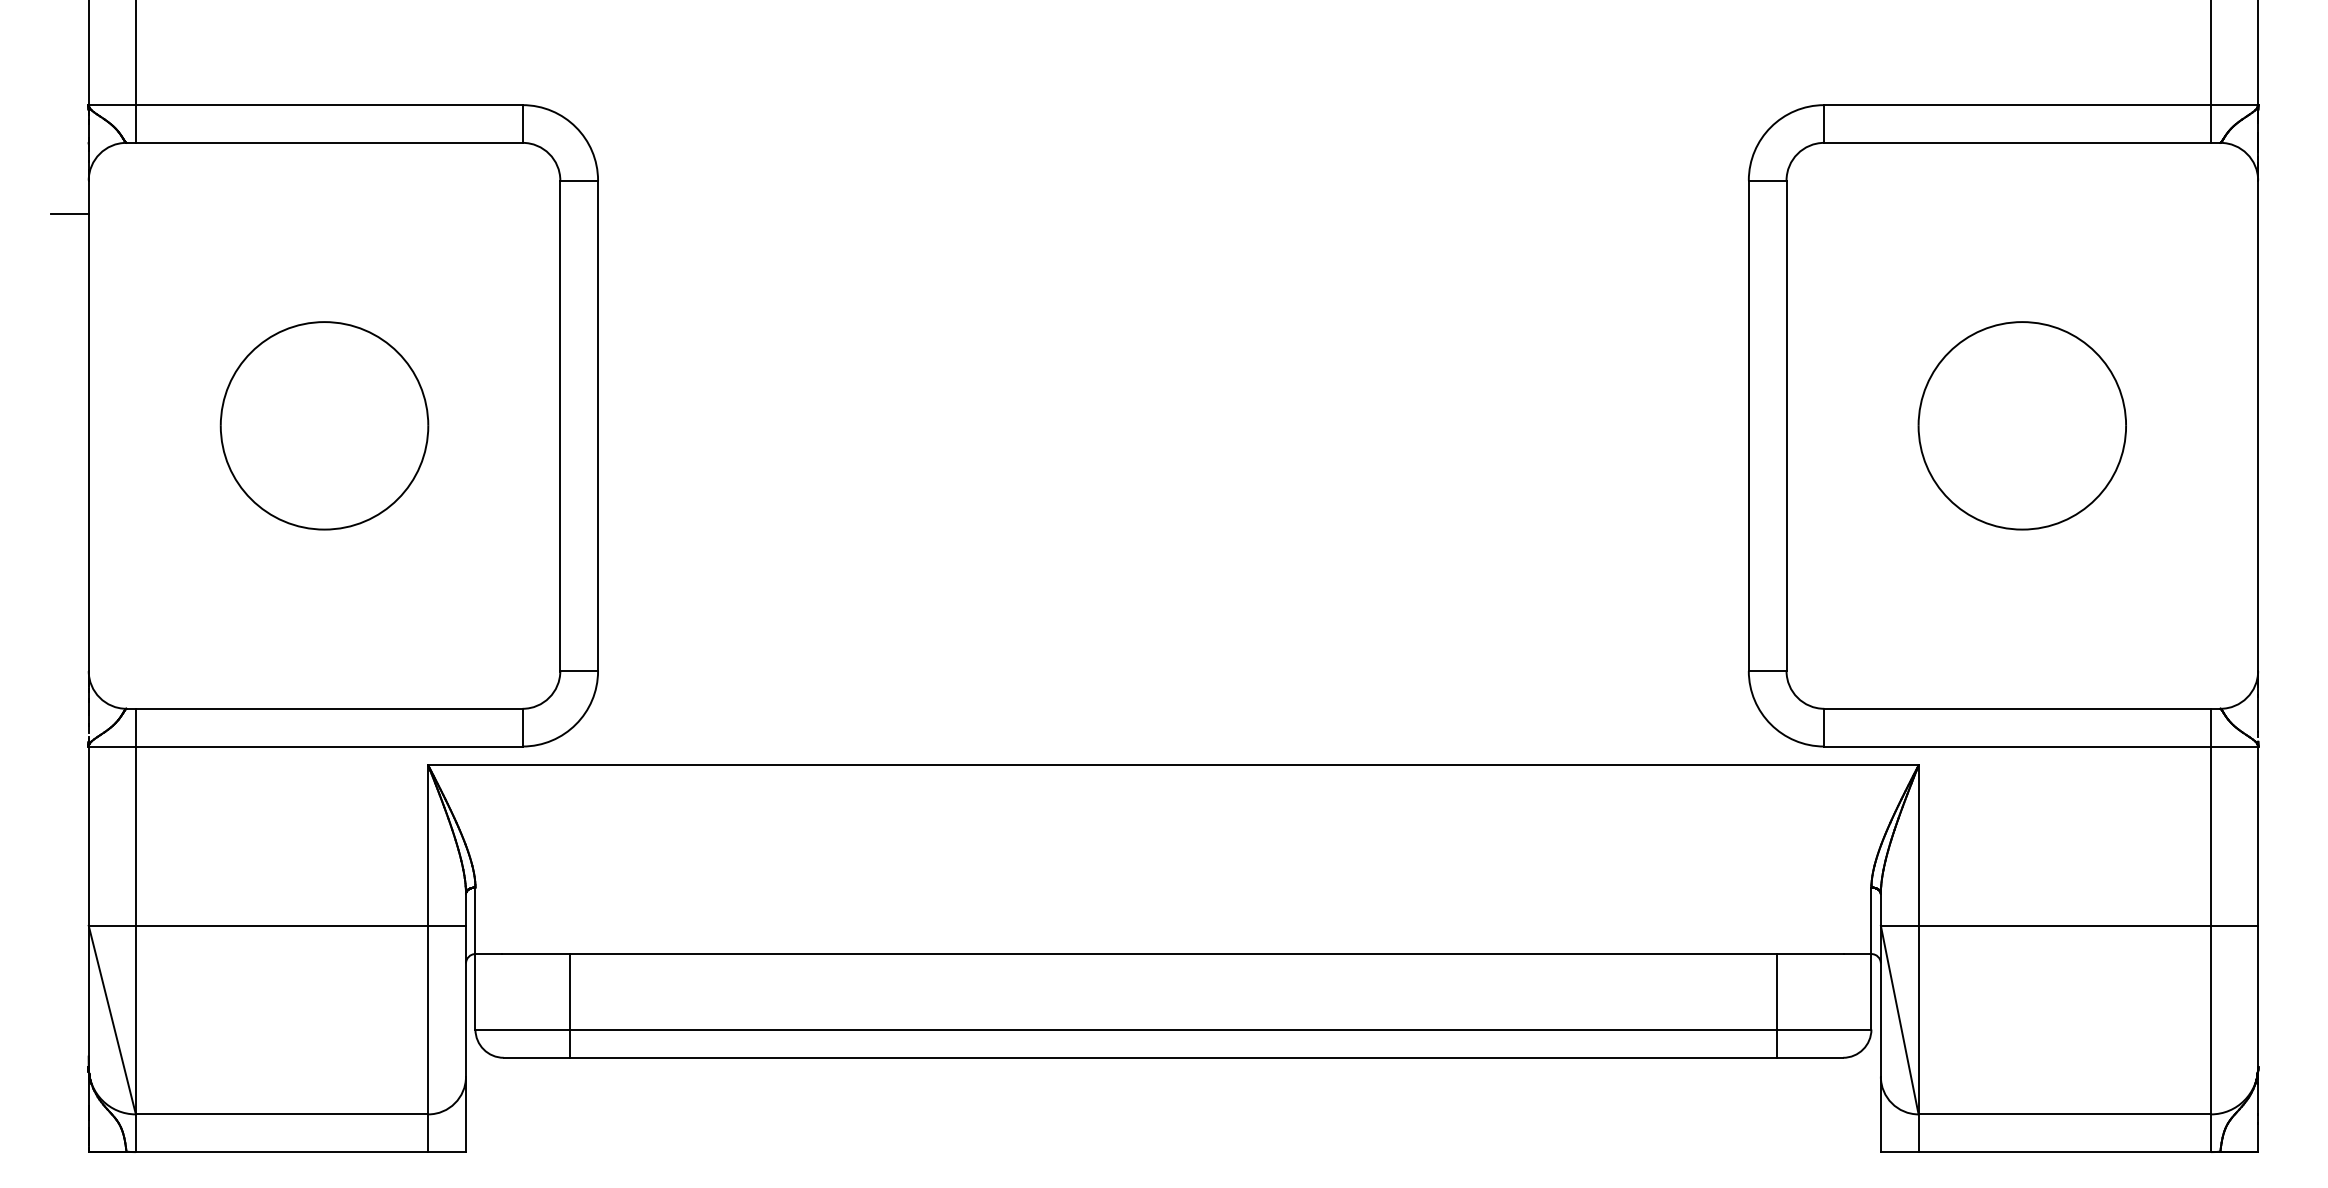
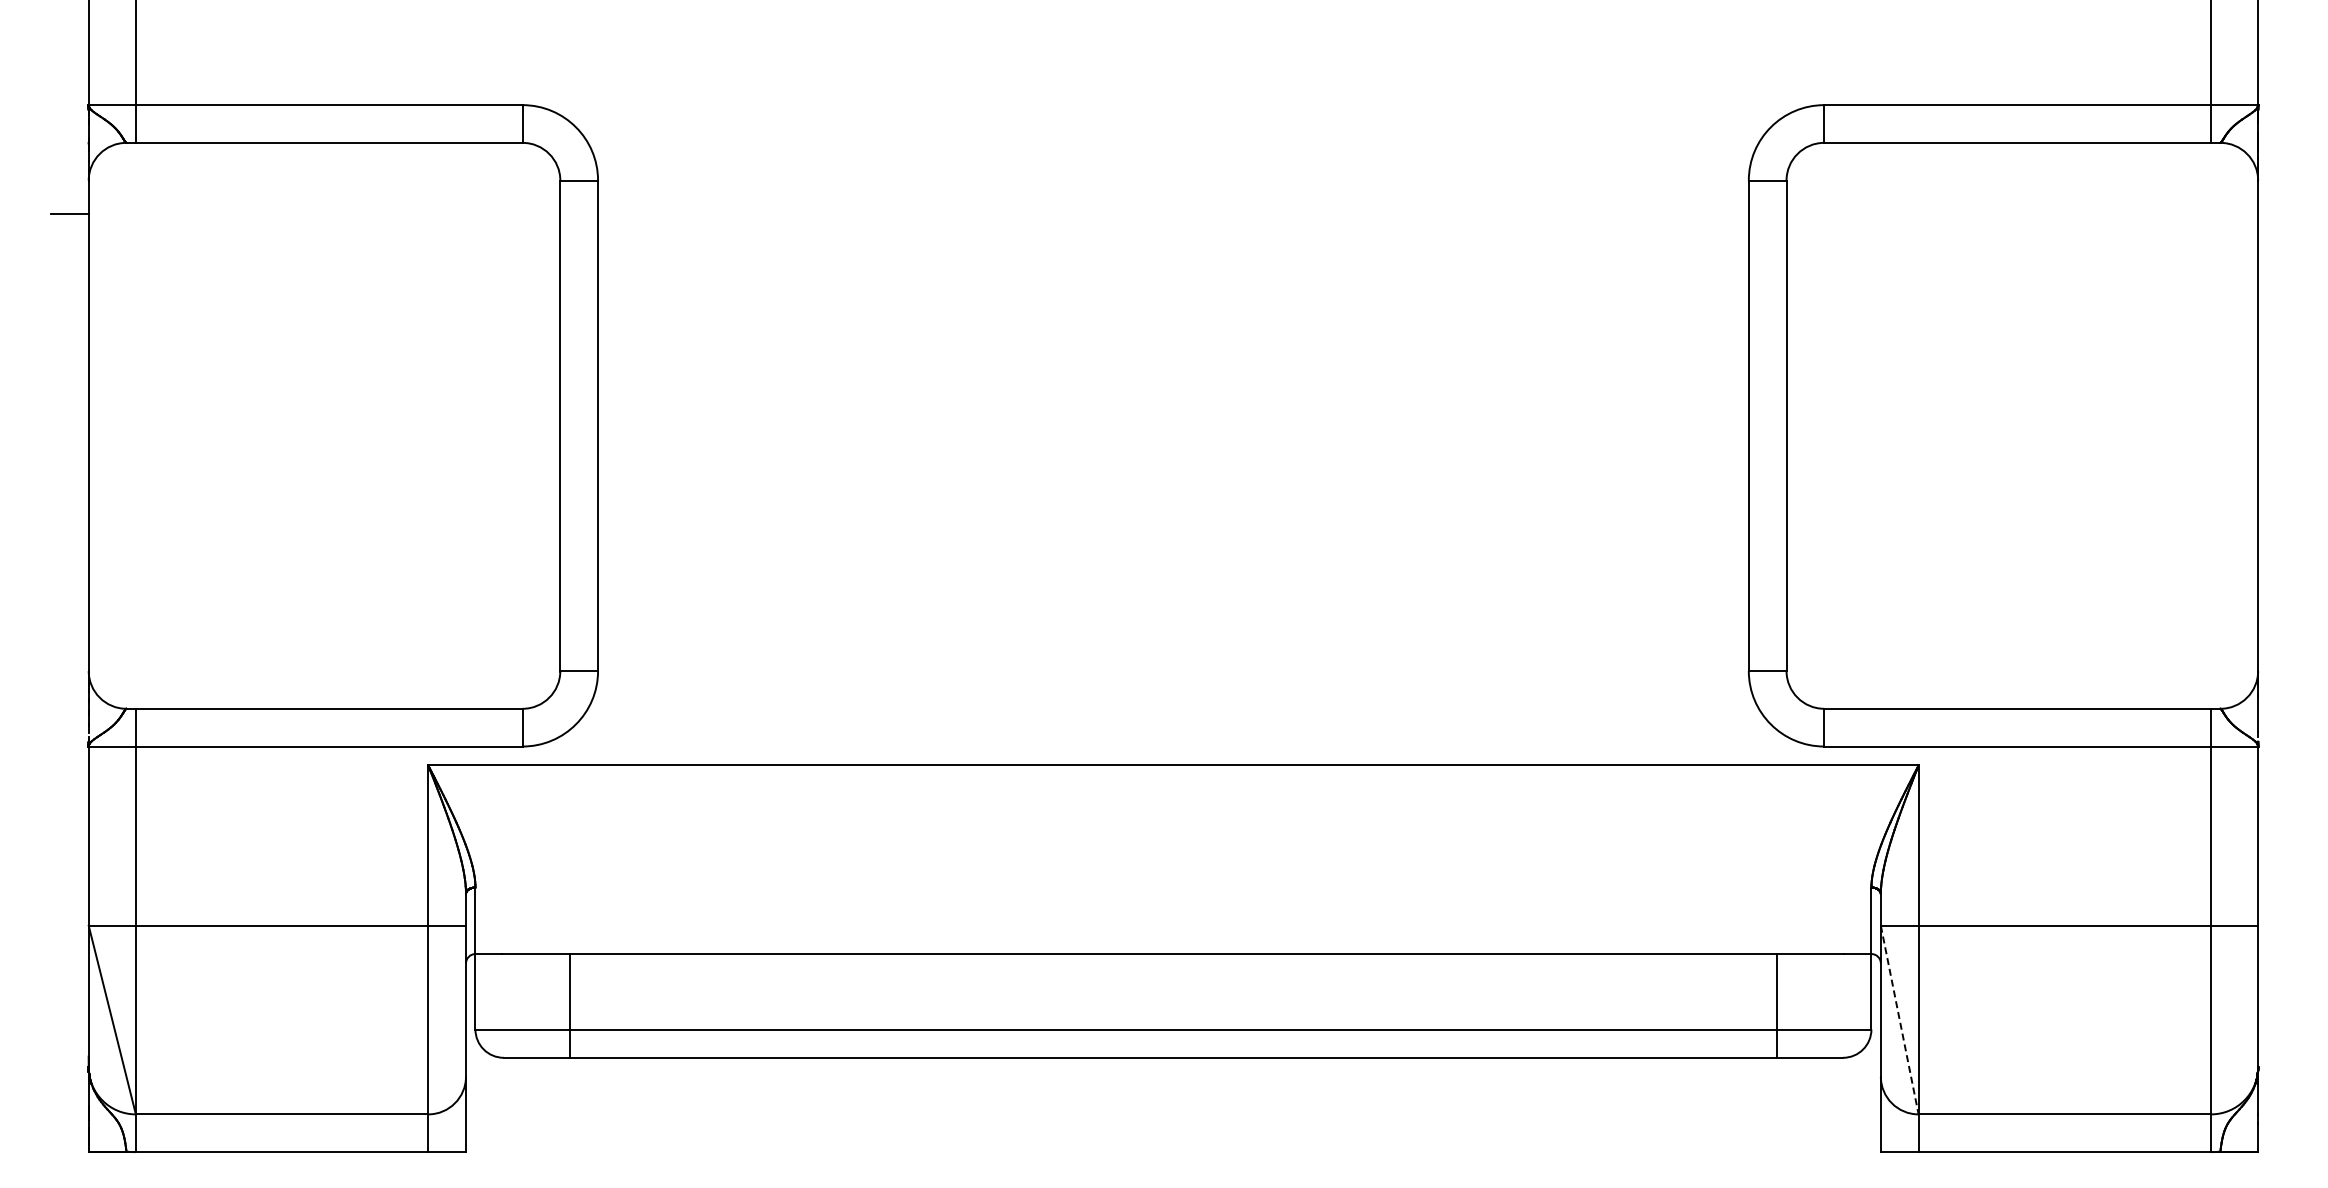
part: present -> none (324, 425)
part: present -> none (2021, 425)
line: solid -> dashed (1899, 1020)
